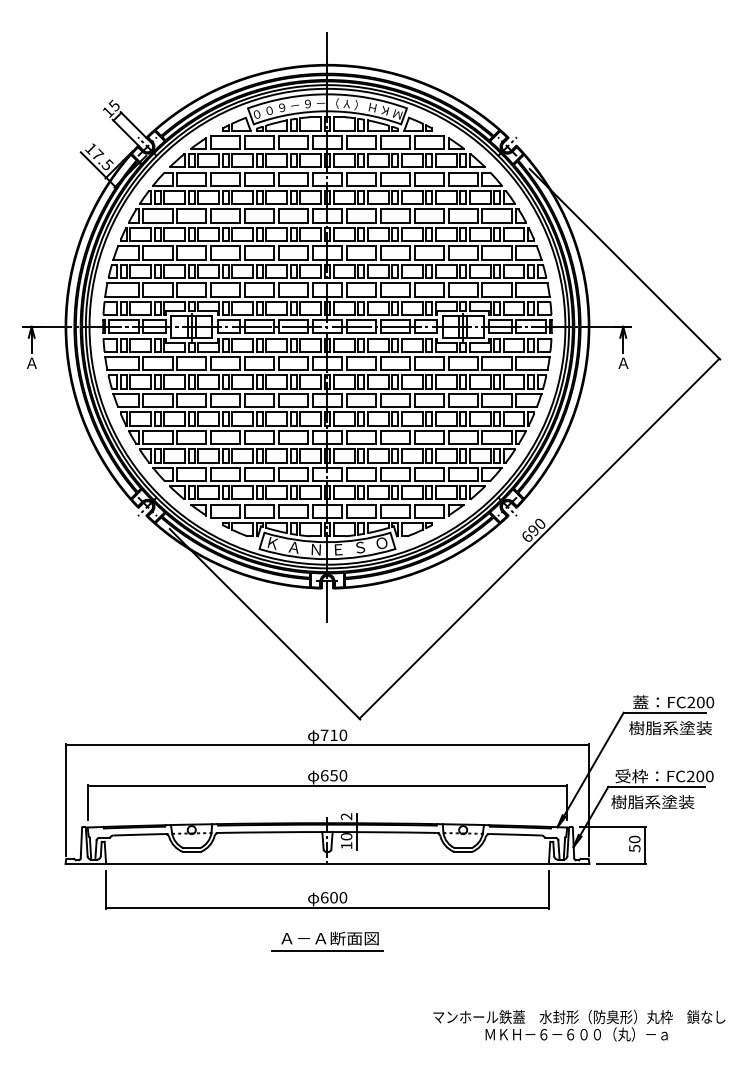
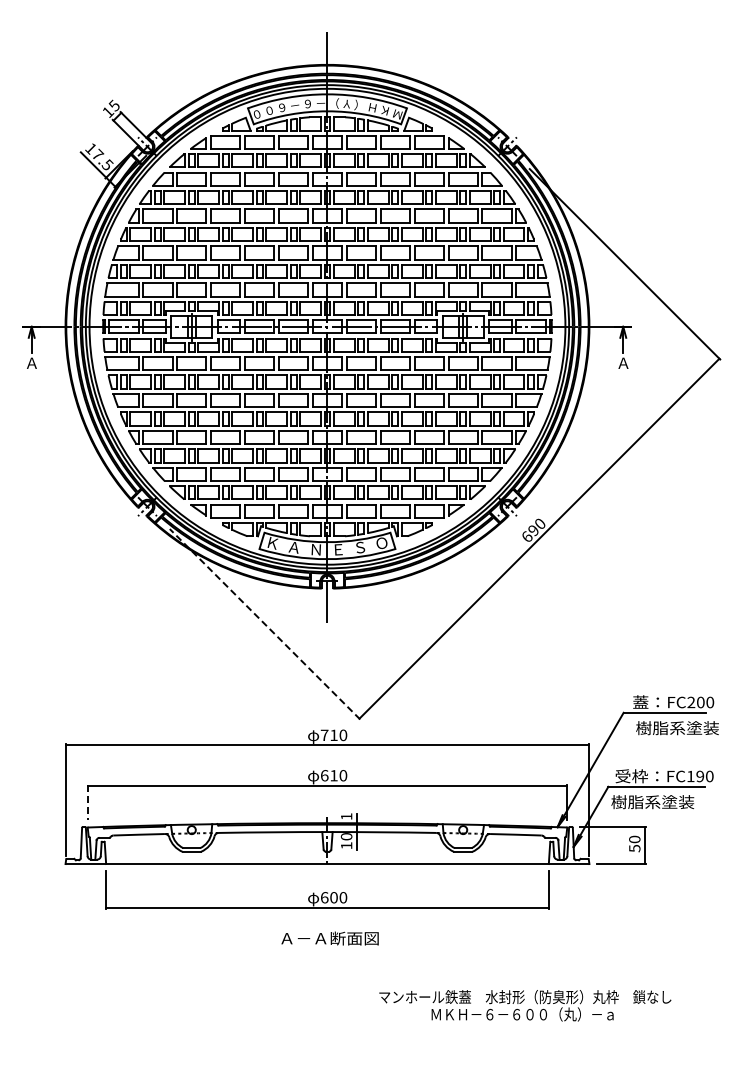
line: solid -> dashed (265, 624)
text position: (670, 728) -> (677, 728) (677, 728)
text: 650 -> 610 (333, 775)
text: FC200 -> FC190 (695, 776)
line: solid -> dashed (87, 802)
text: 2 -> 1 (346, 816)
line: present -> none (327, 951)
text position: (579, 1025) -> (525, 1005) (525, 1005)
